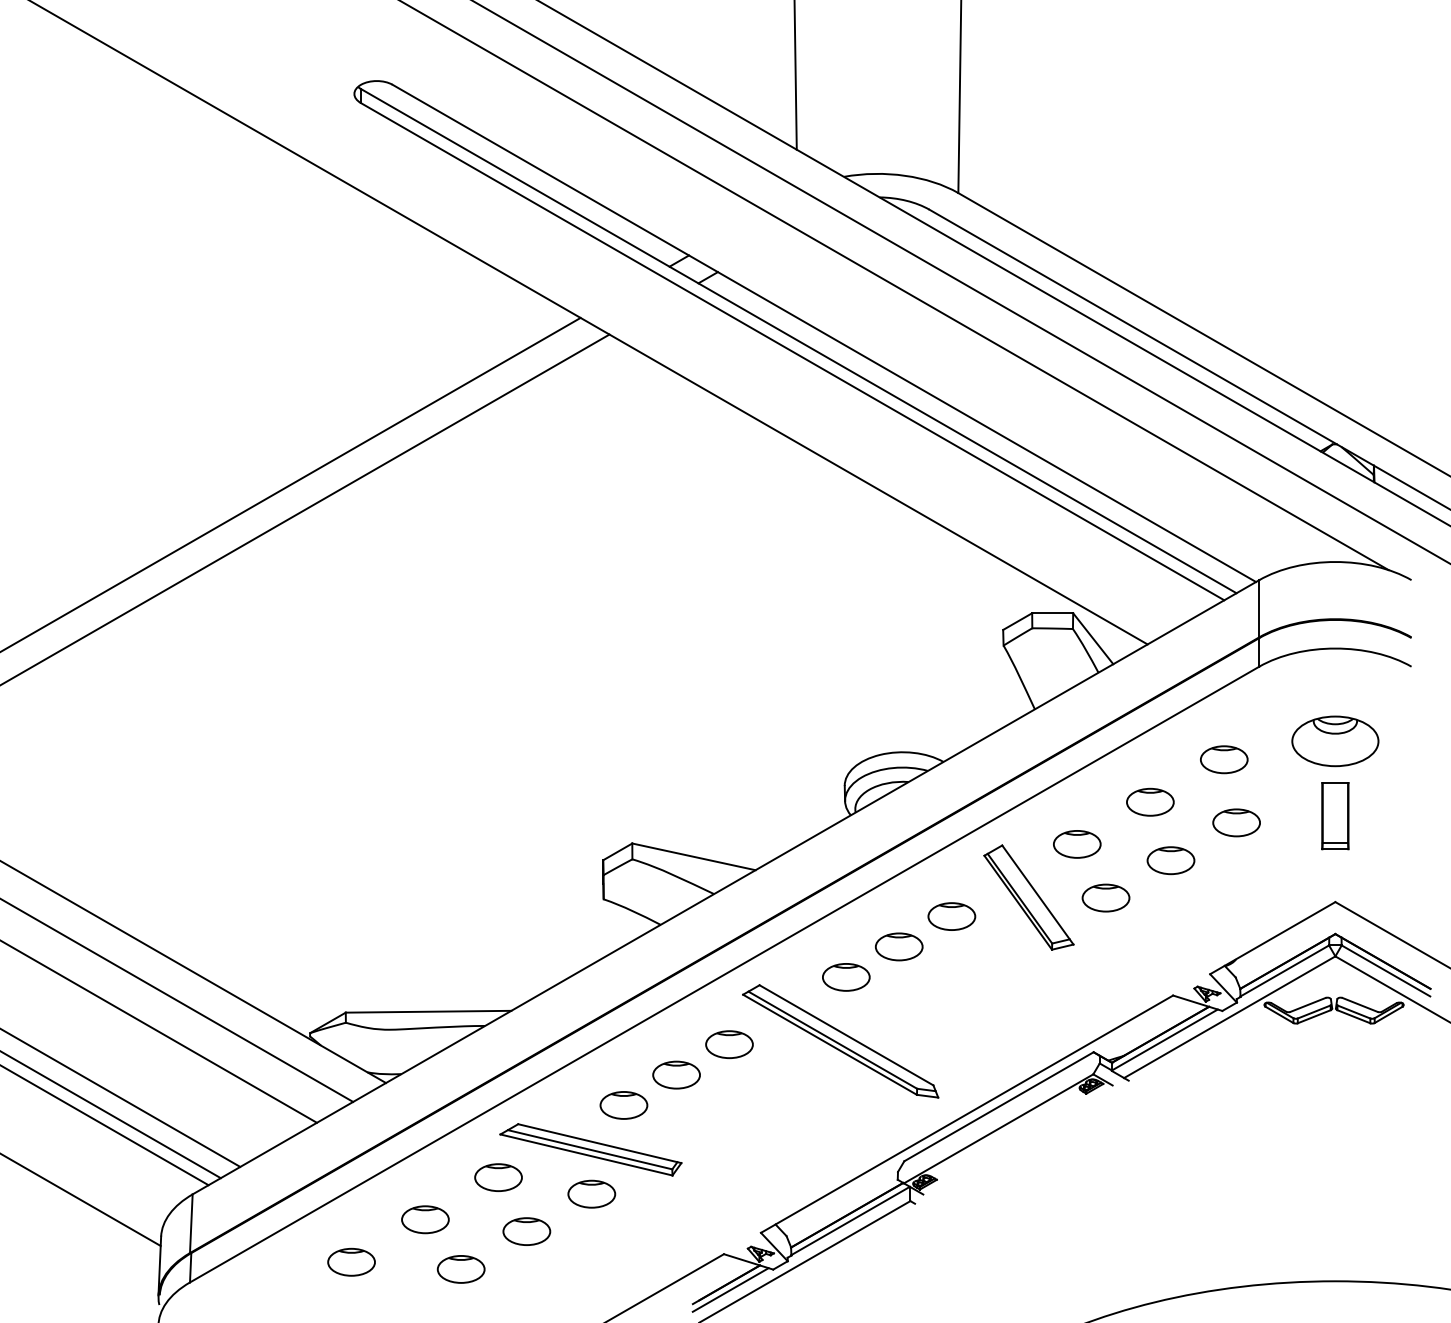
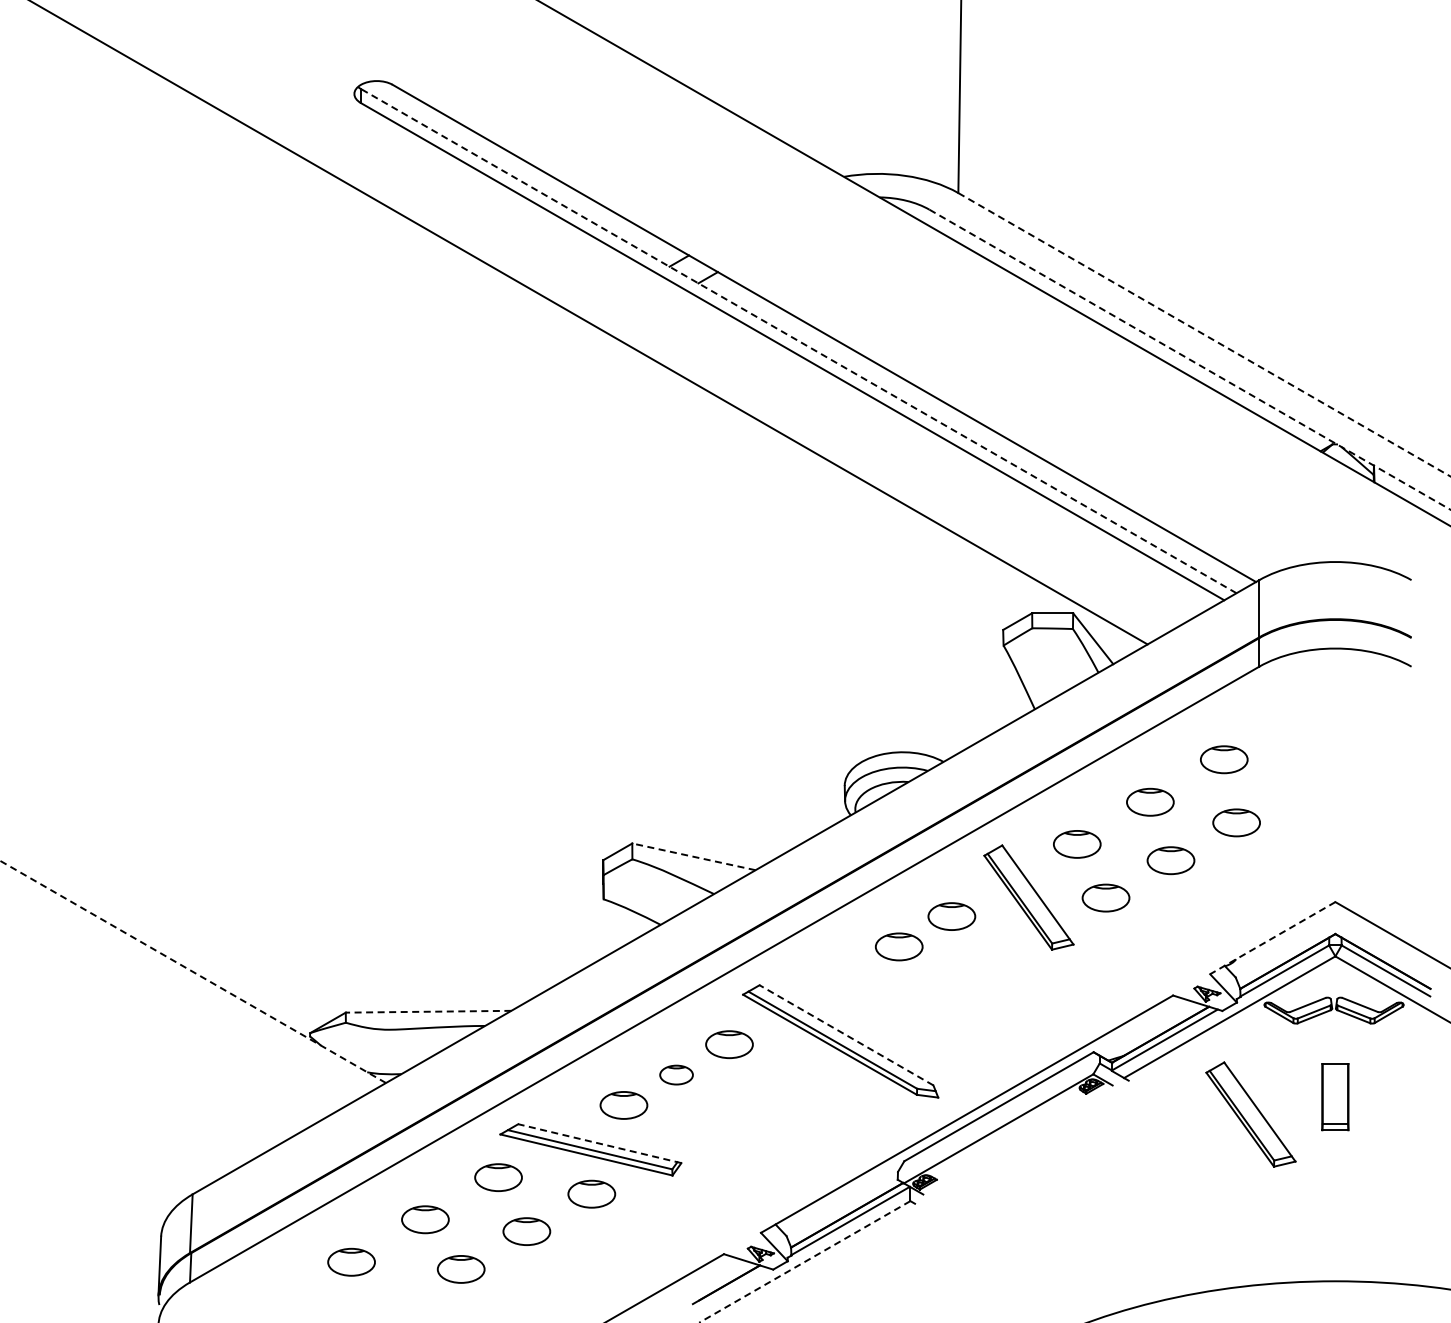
line: present -> none (795, 75)
line: present -> none (961, 282)
line: present -> none (895, 286)
line: solid -> dashed (1204, 334)
line: solid -> dashed (798, 340)
line: solid -> dashed (1190, 359)
line: present -> none (291, 484)
line: present -> none (305, 509)
part: present -> none (1335, 741)
part position: (1335, 816) -> (1335, 1097) (1335, 1097)
line: solid -> dashed (693, 856)
line: solid -> dashed (1272, 938)
line: solid -> dashed (192, 971)
part: present -> none (846, 977)
line: present -> none (177, 1000)
line: solid -> dashed (428, 1011)
line: present -> none (159, 1031)
line: solid -> dashed (846, 1035)
part size: 49x30 px -> 35x22 px (676, 1074)
line: present -> none (121, 1098)
part: none -> present (1250, 1114)
line: present -> none (111, 1115)
line: present -> none (105, 1125)
line: solid -> dashed (599, 1143)
line: present -> none (81, 1199)
line: solid -> dashed (804, 1261)
line: present -> none (730, 1289)
